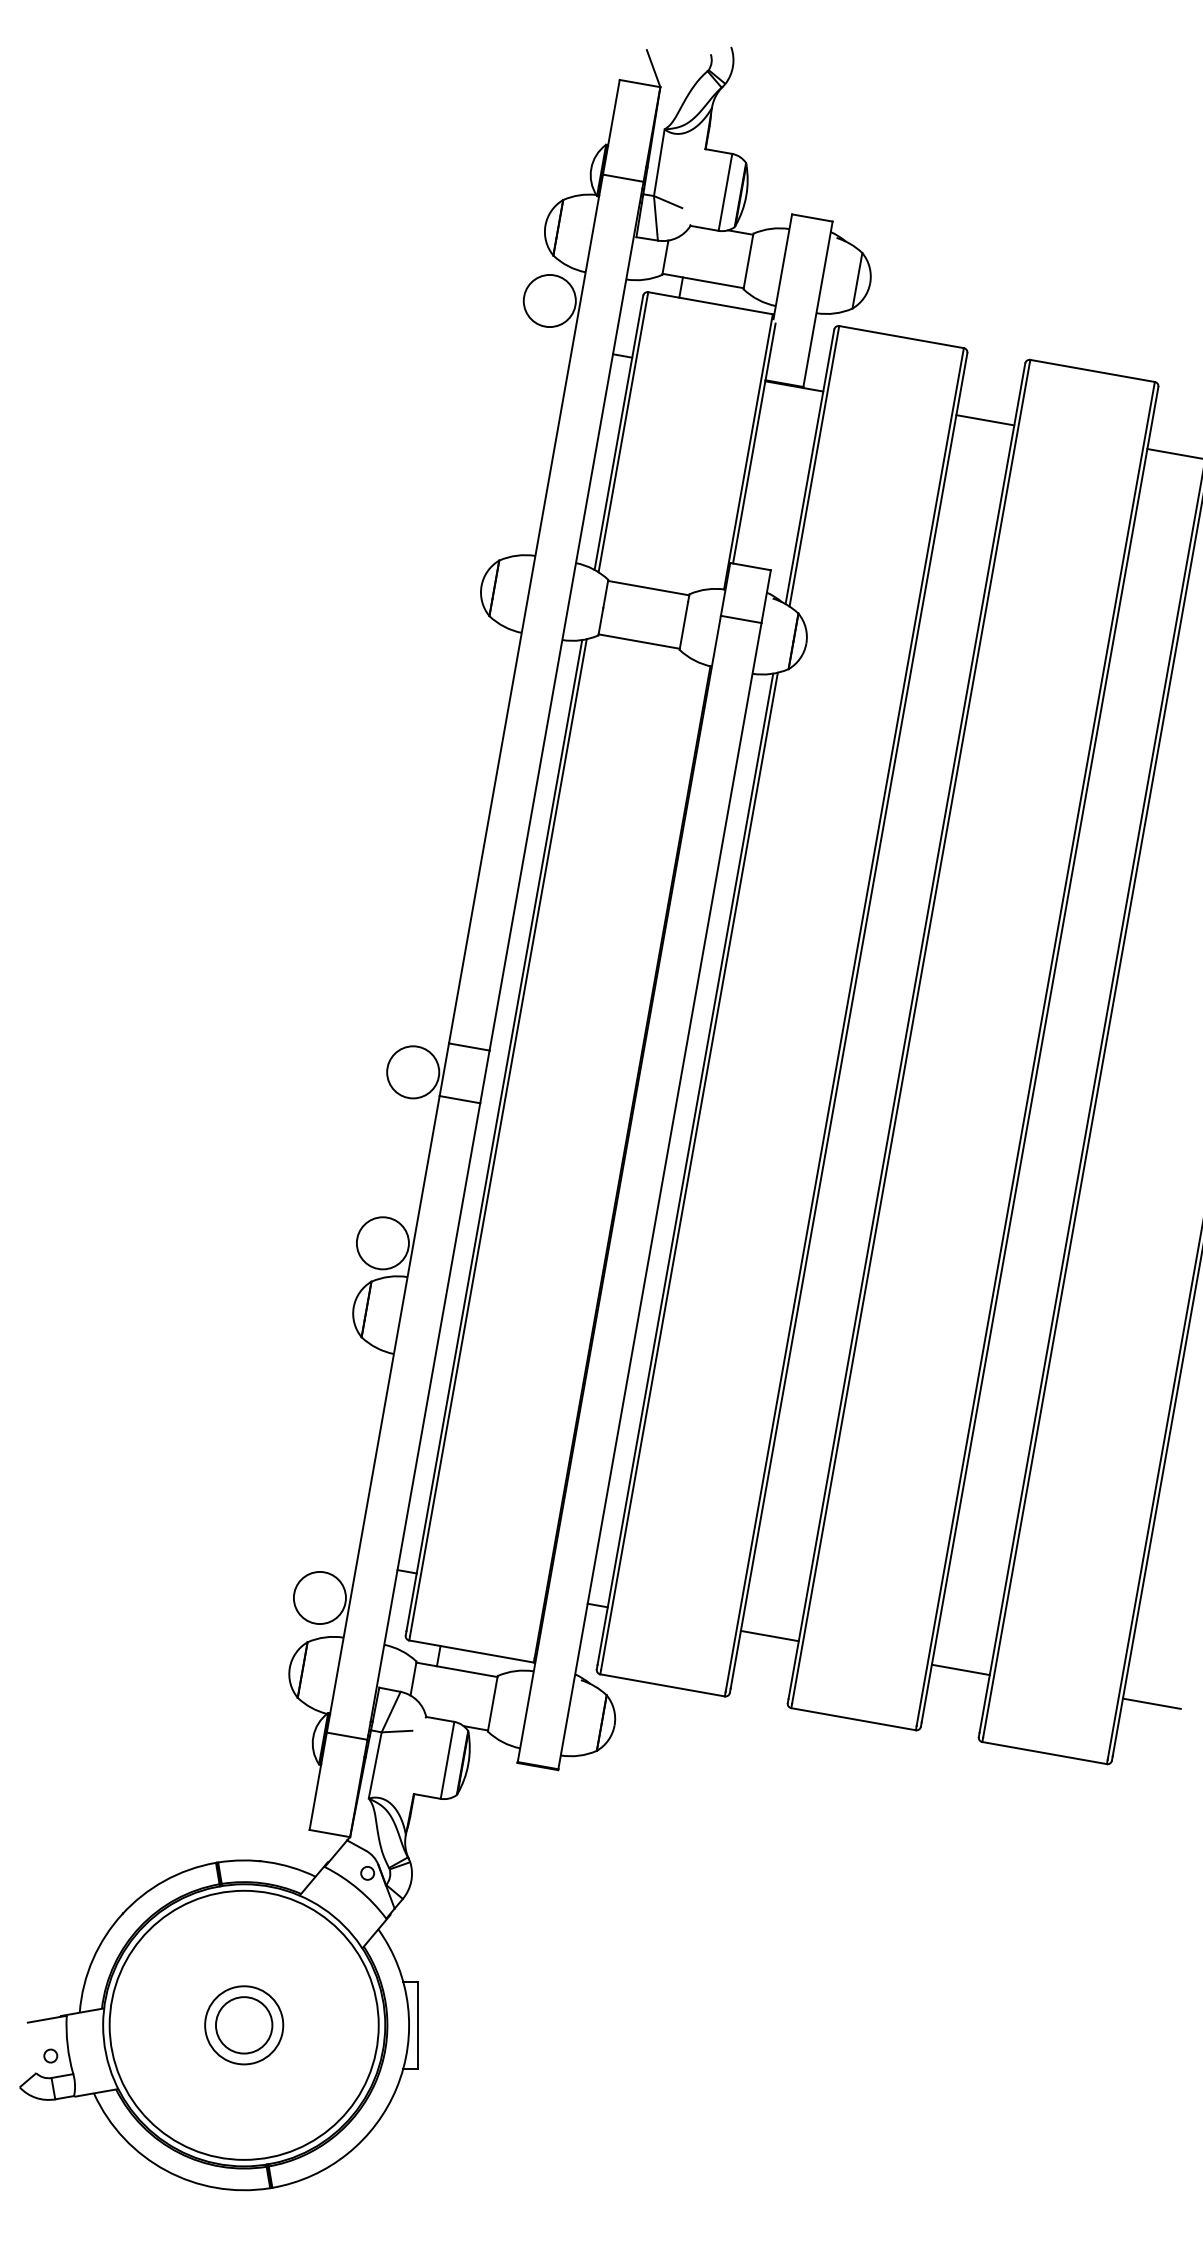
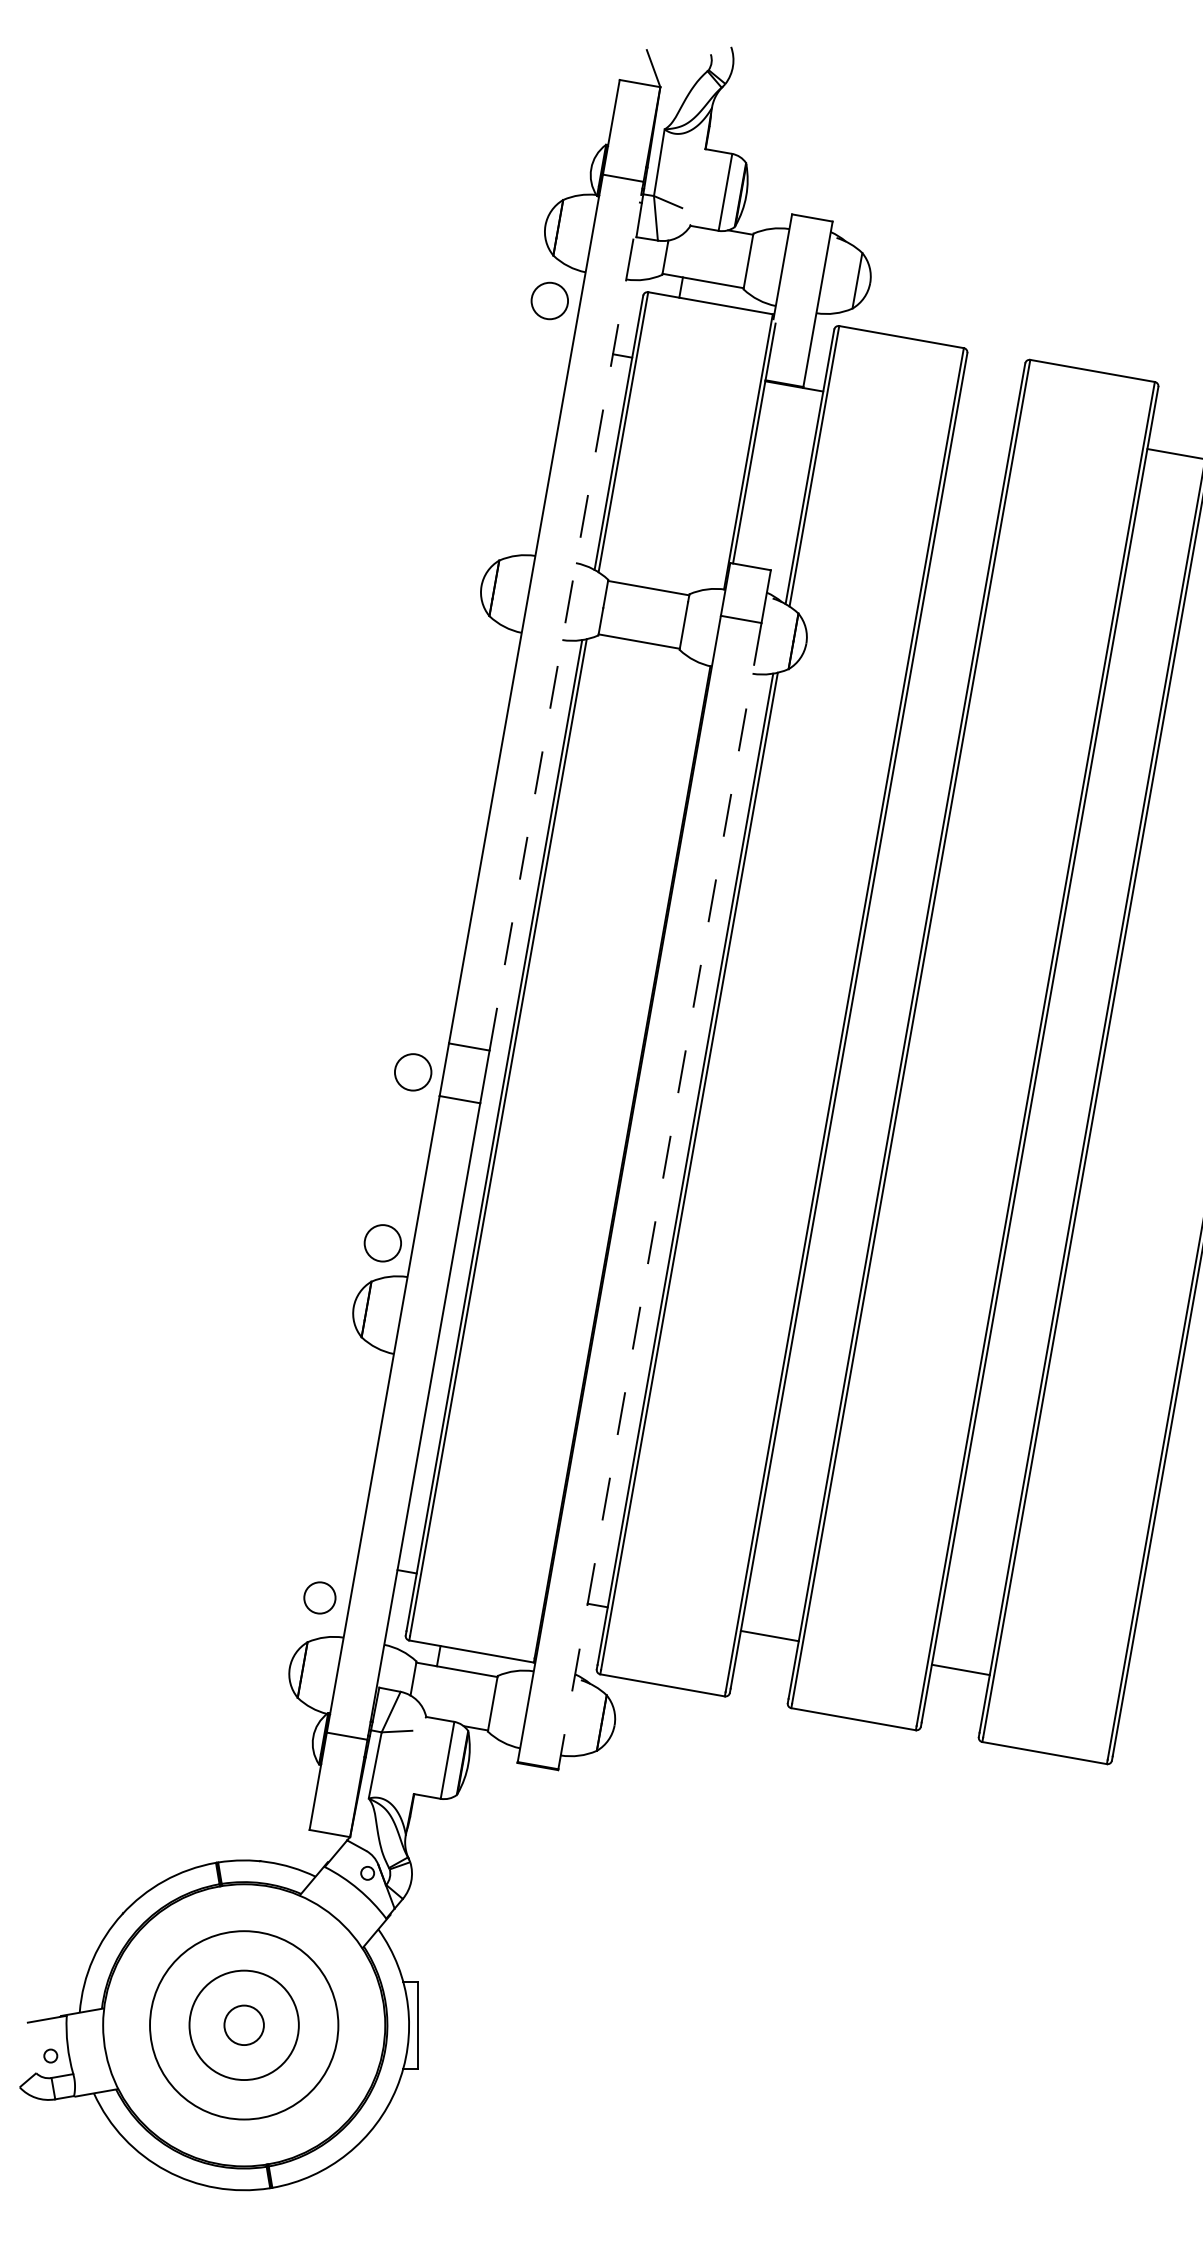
circle diameter: 52 px -> 36 px (549, 300)
line: present -> none (985, 420)
line: solid -> dashed (566, 615)
circle diameter: 52 px -> 36 px (412, 1072)
line: solid -> dashed (659, 1196)
circle diameter: 52 px -> 36 px (382, 1243)
circle diameter: 52 px -> 31 px (319, 1597)
line: present -> none (1151, 1703)
circle diameter: 269 px -> 188 px (244, 2025)
circle diameter: 56 px -> 39 px (243, 2025)
circle diameter: 78 px -> 109 px (243, 2025)
